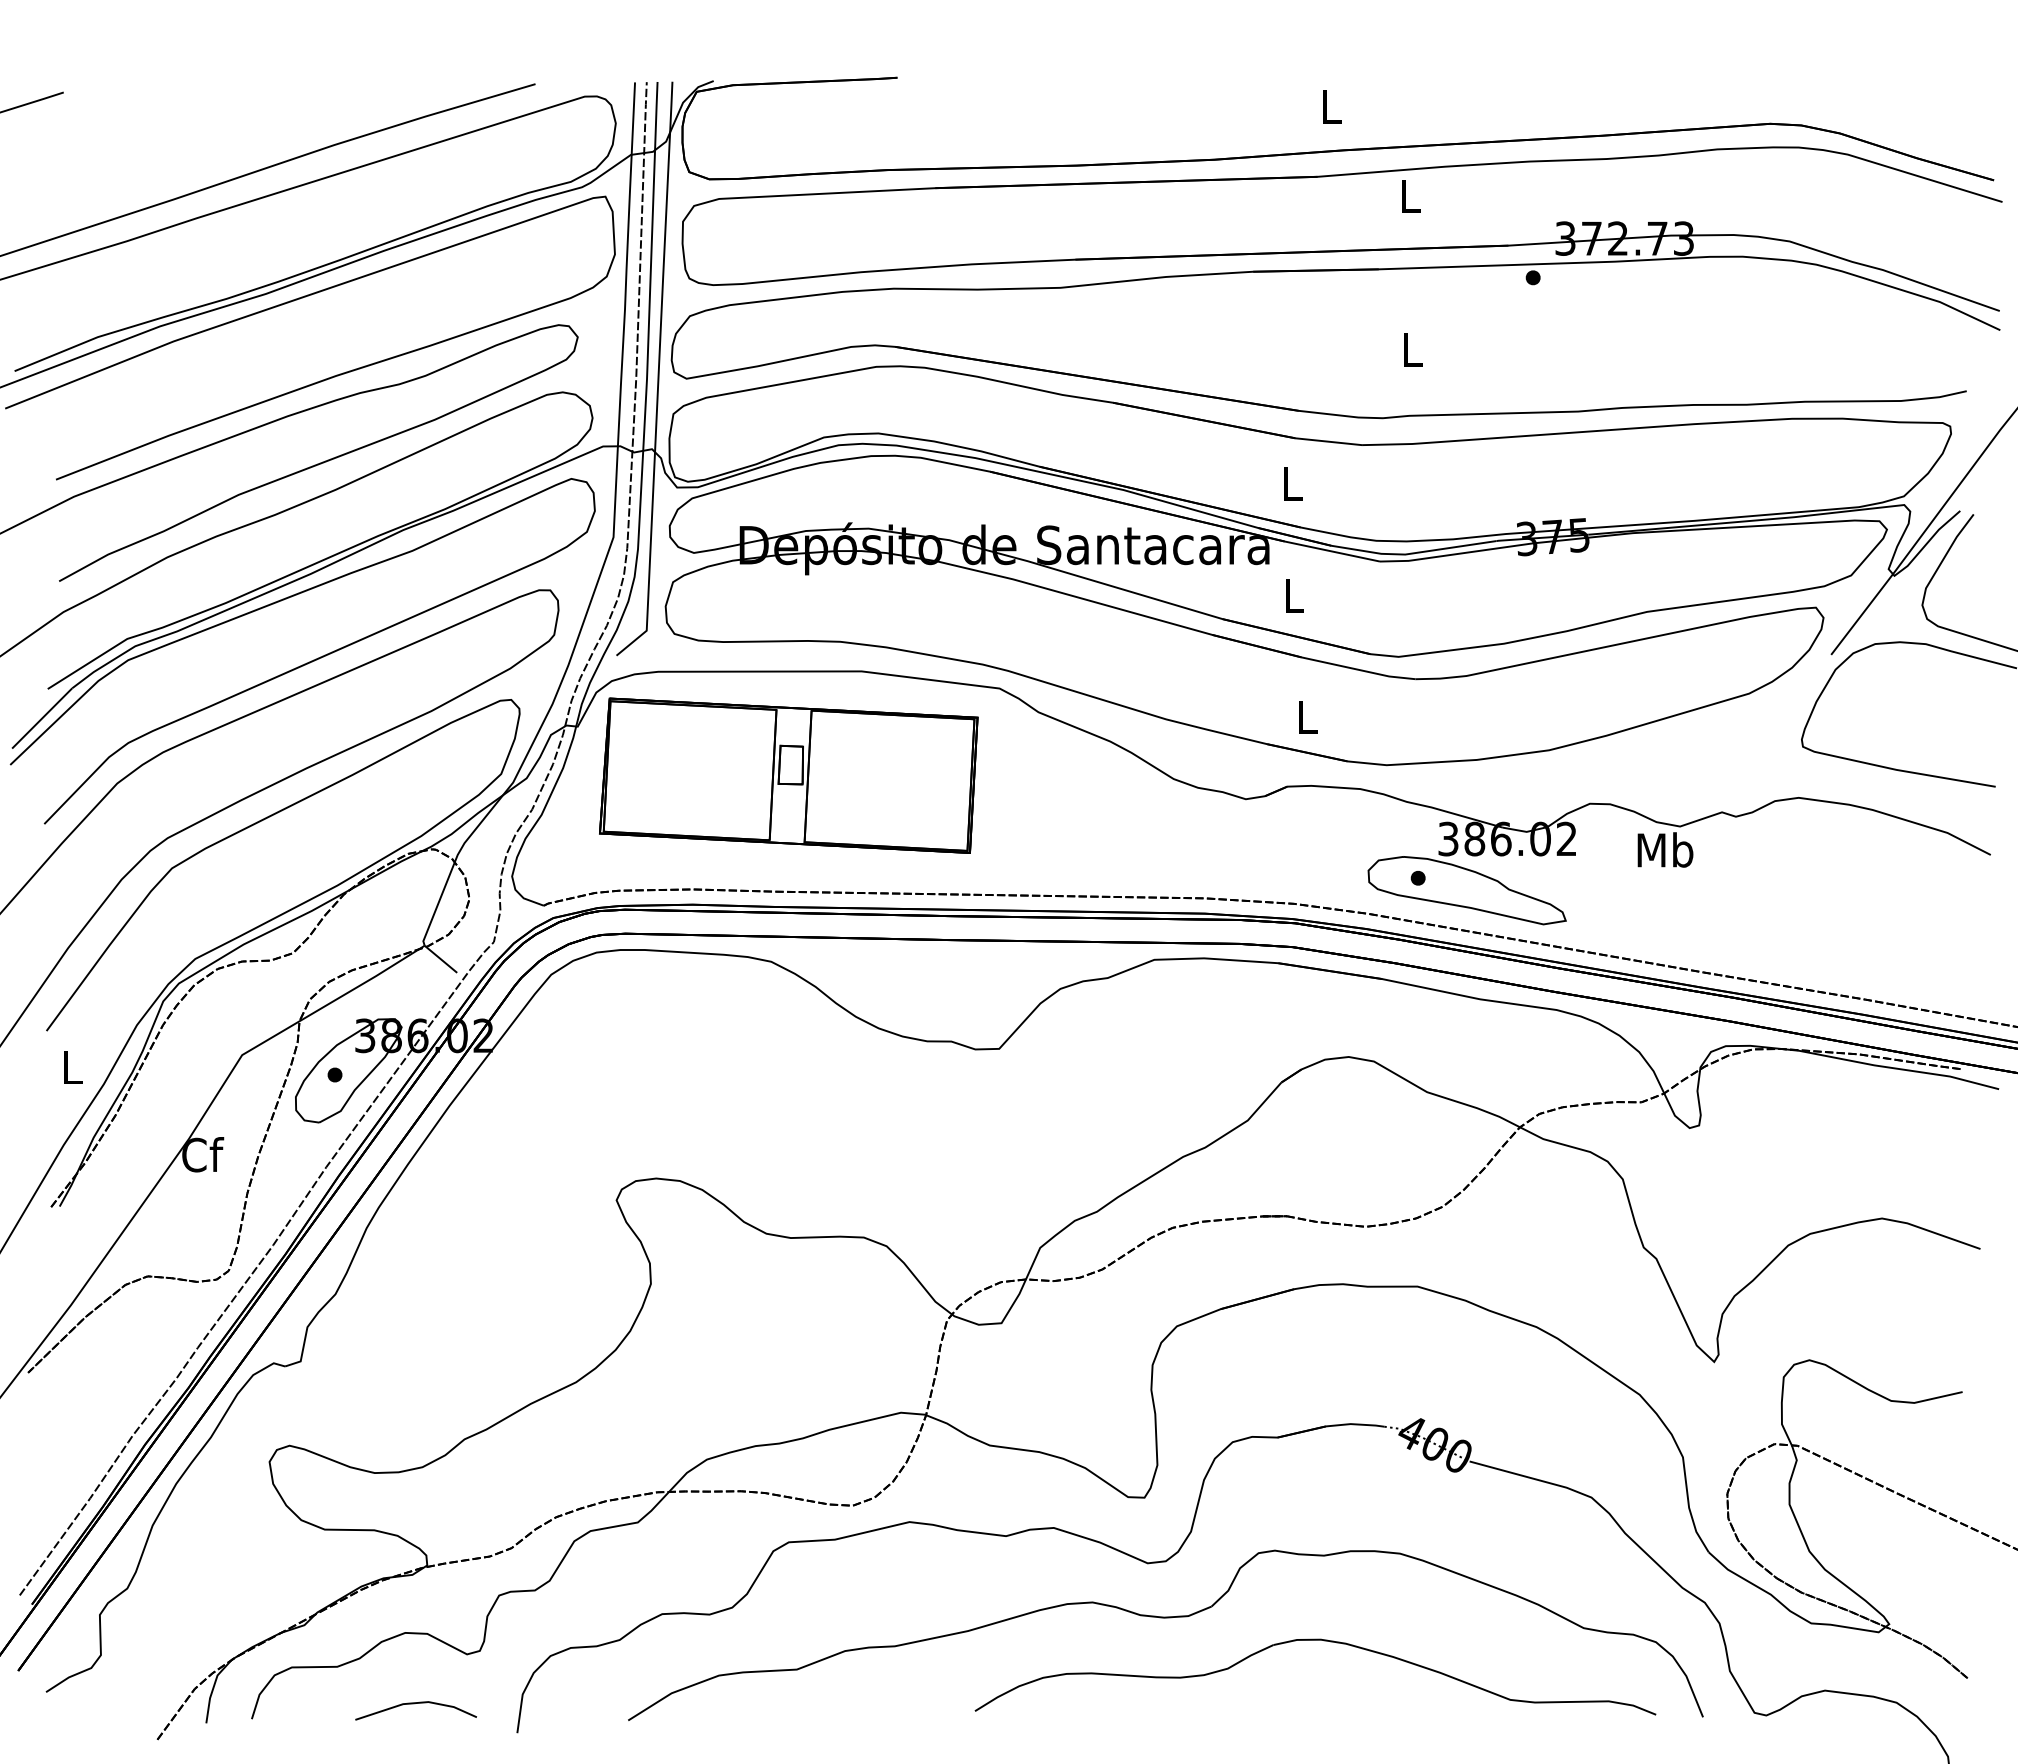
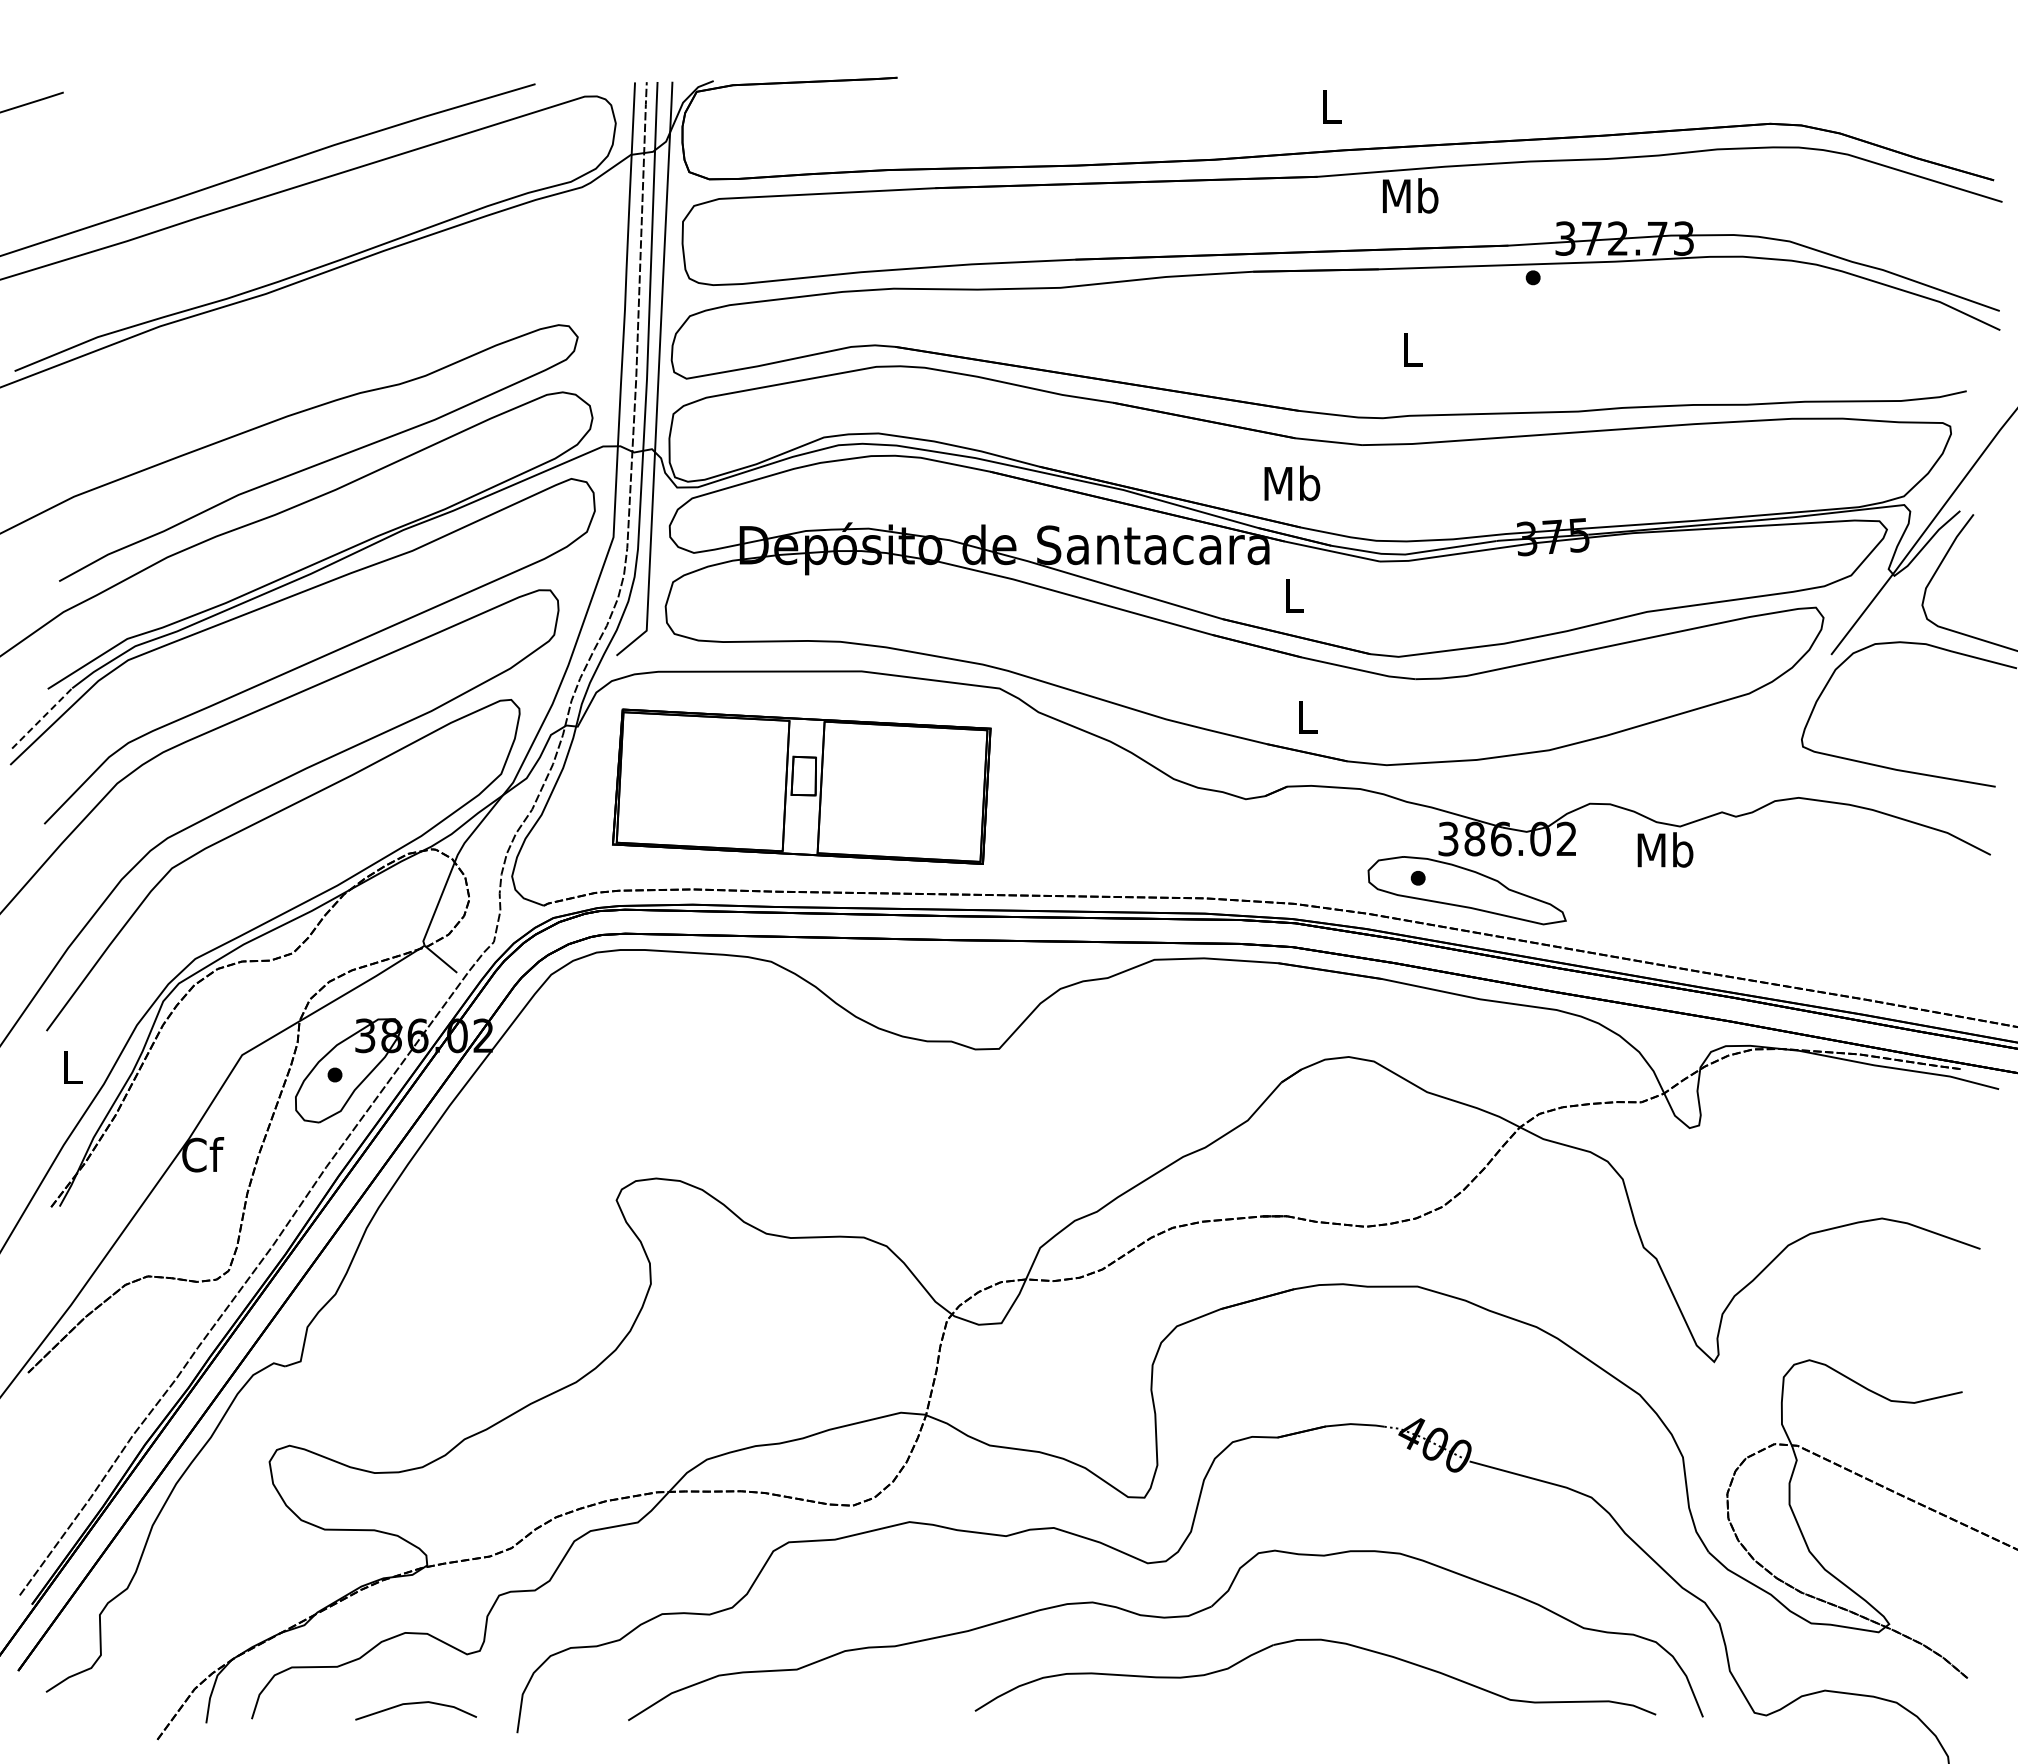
text: L -> Mb (1410, 195)
curve: present -> none (297, 300)
text: L -> Mb (1292, 483)
line: solid -> dashed (42, 718)
part position: (788, 775) -> (801, 786) (801, 786)
